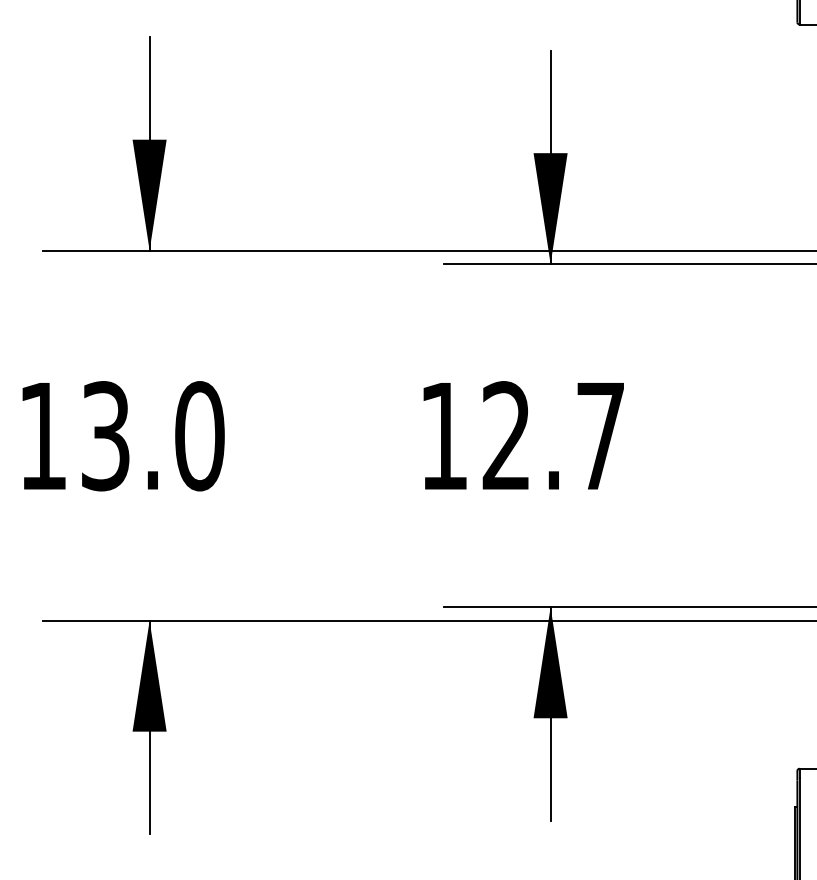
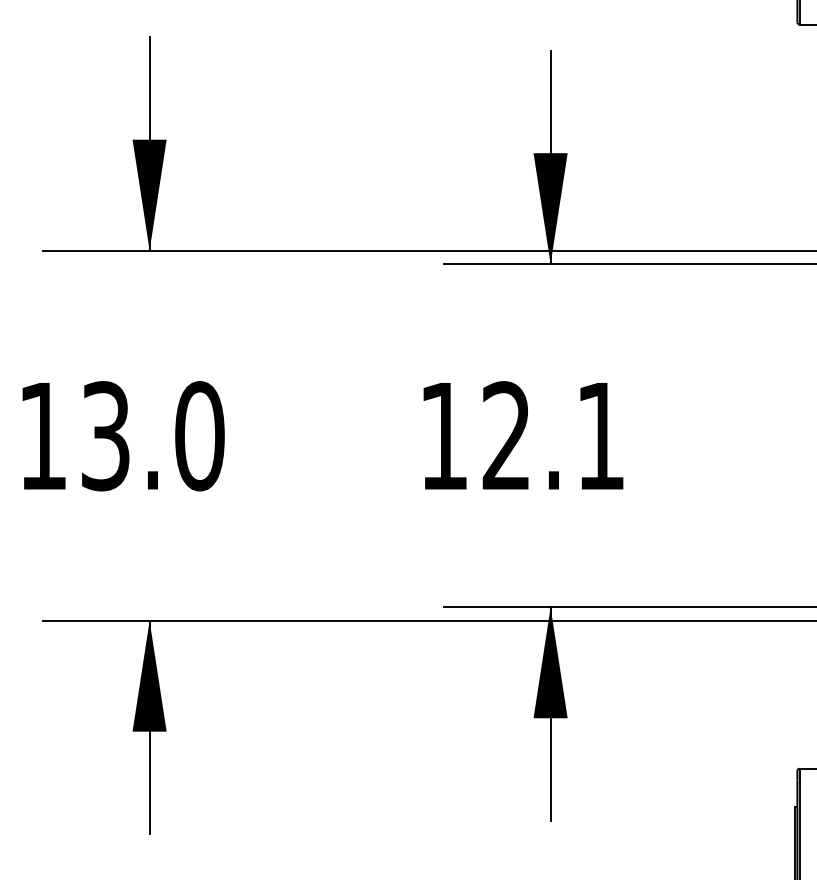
text: 12.7 -> 12.1 (600, 436)
